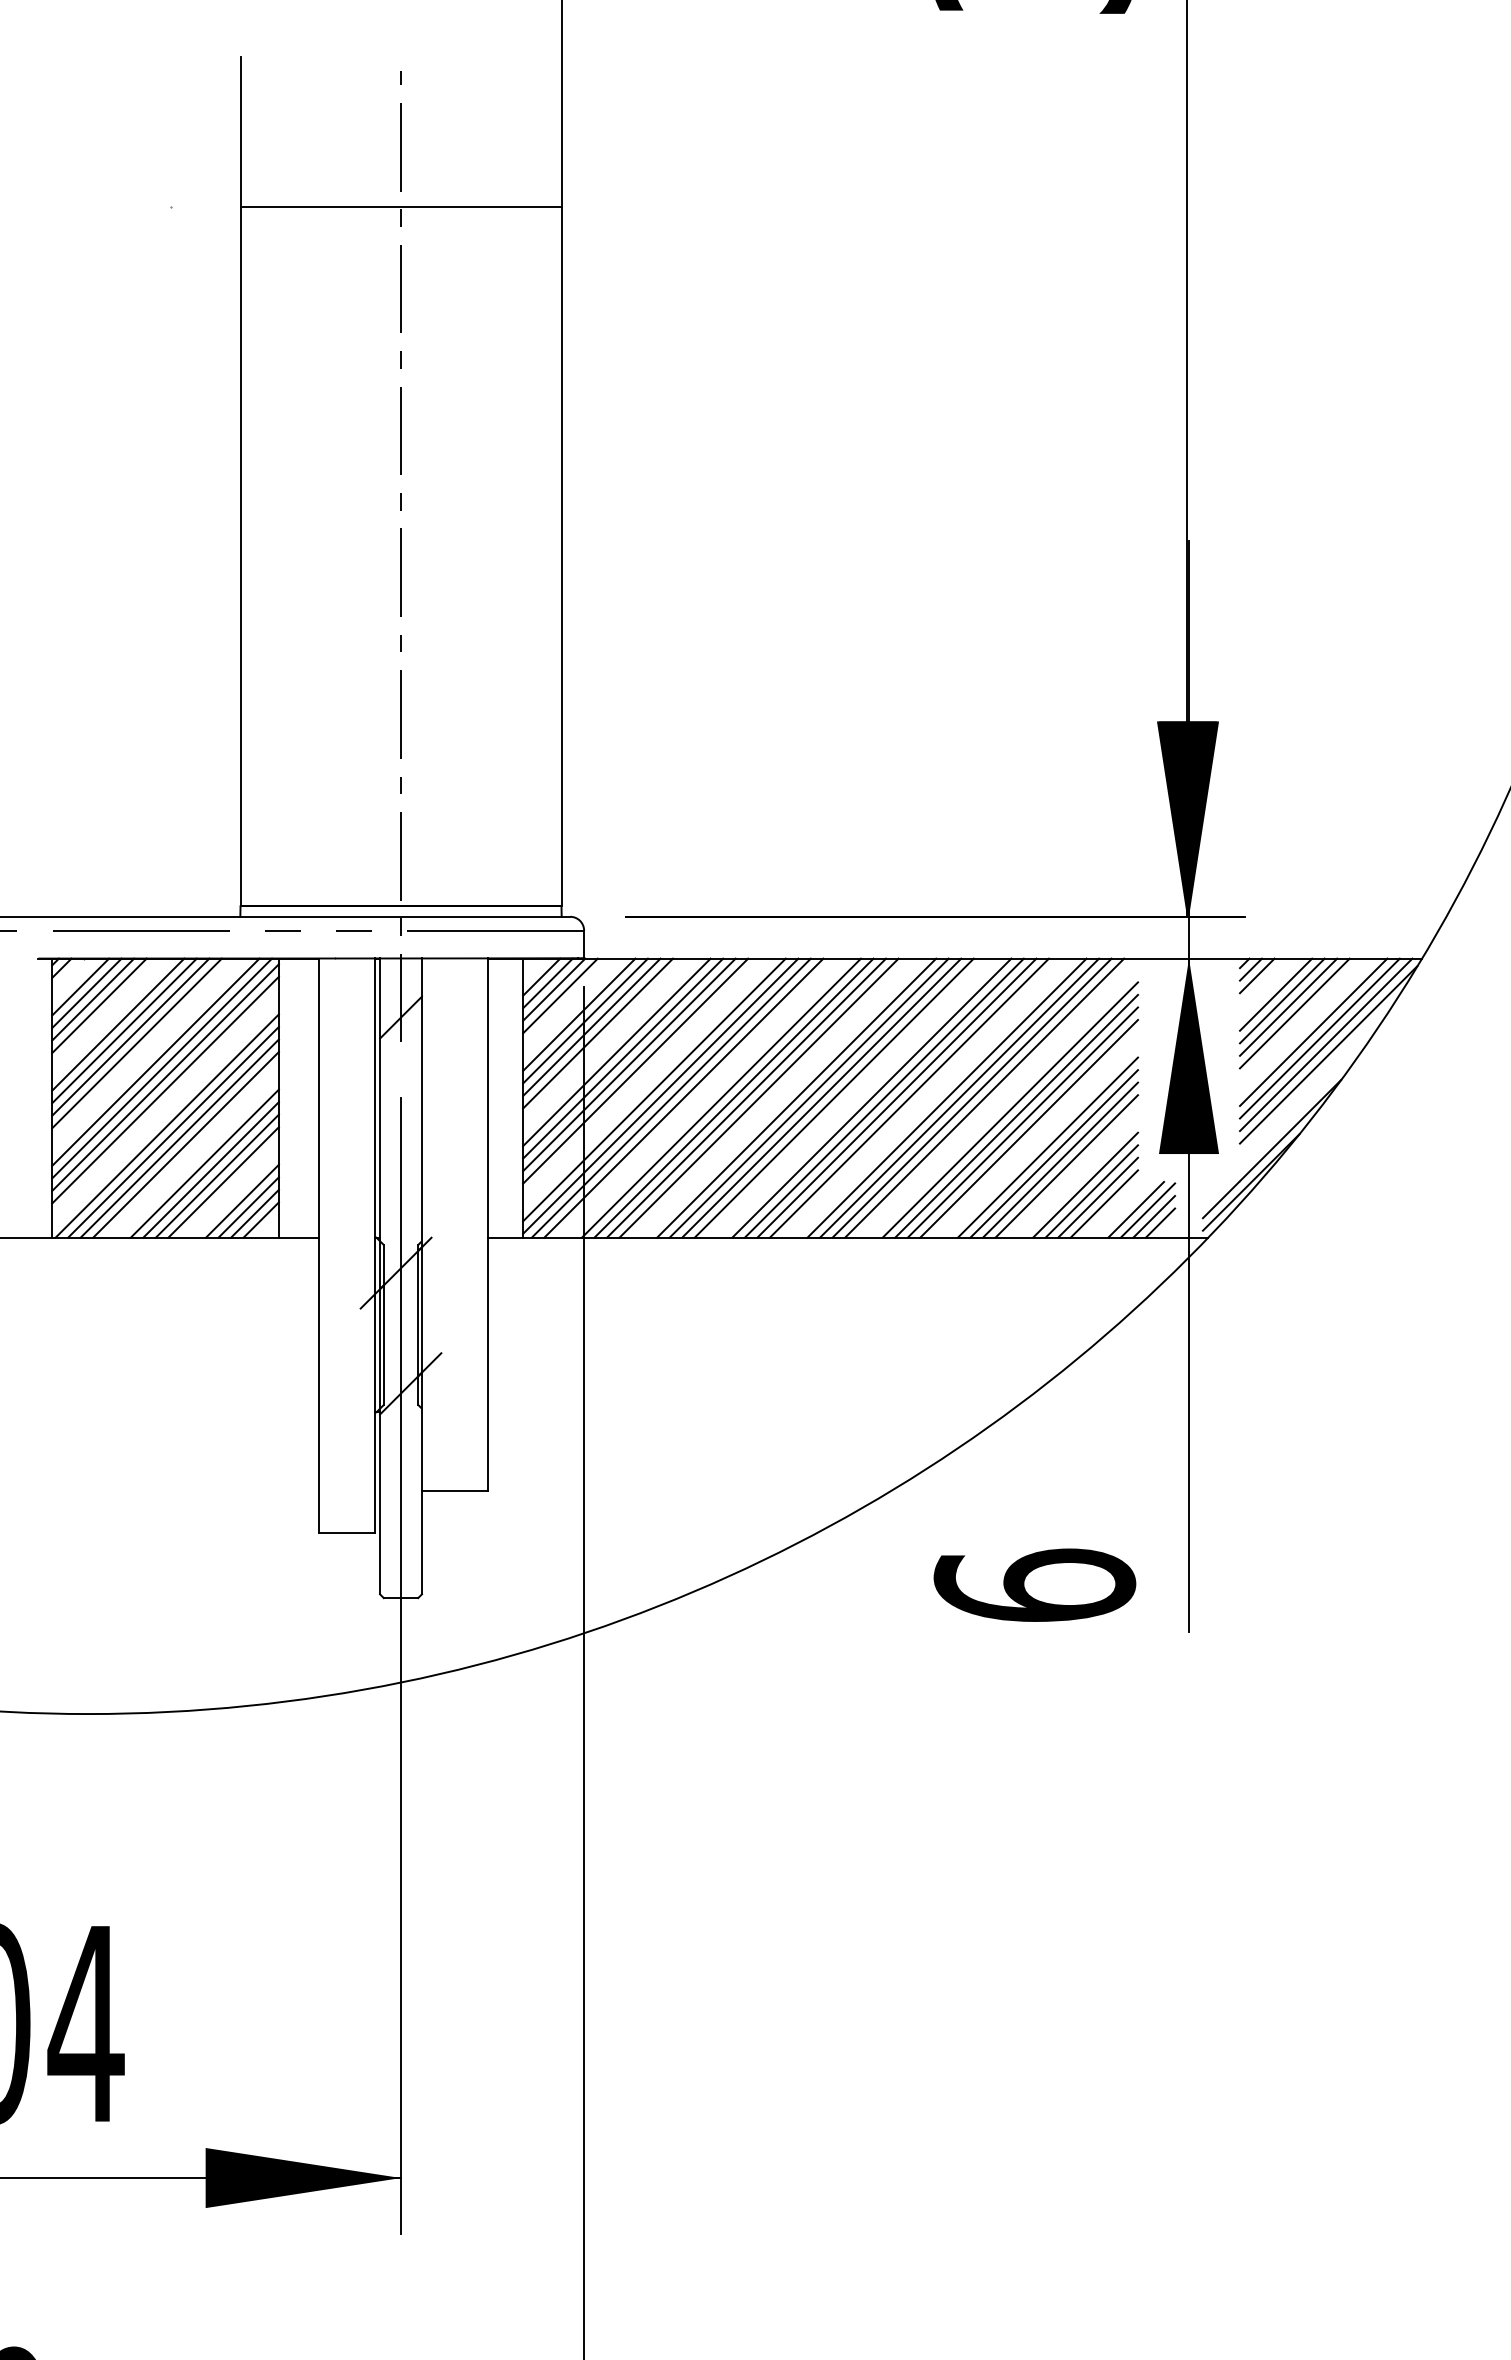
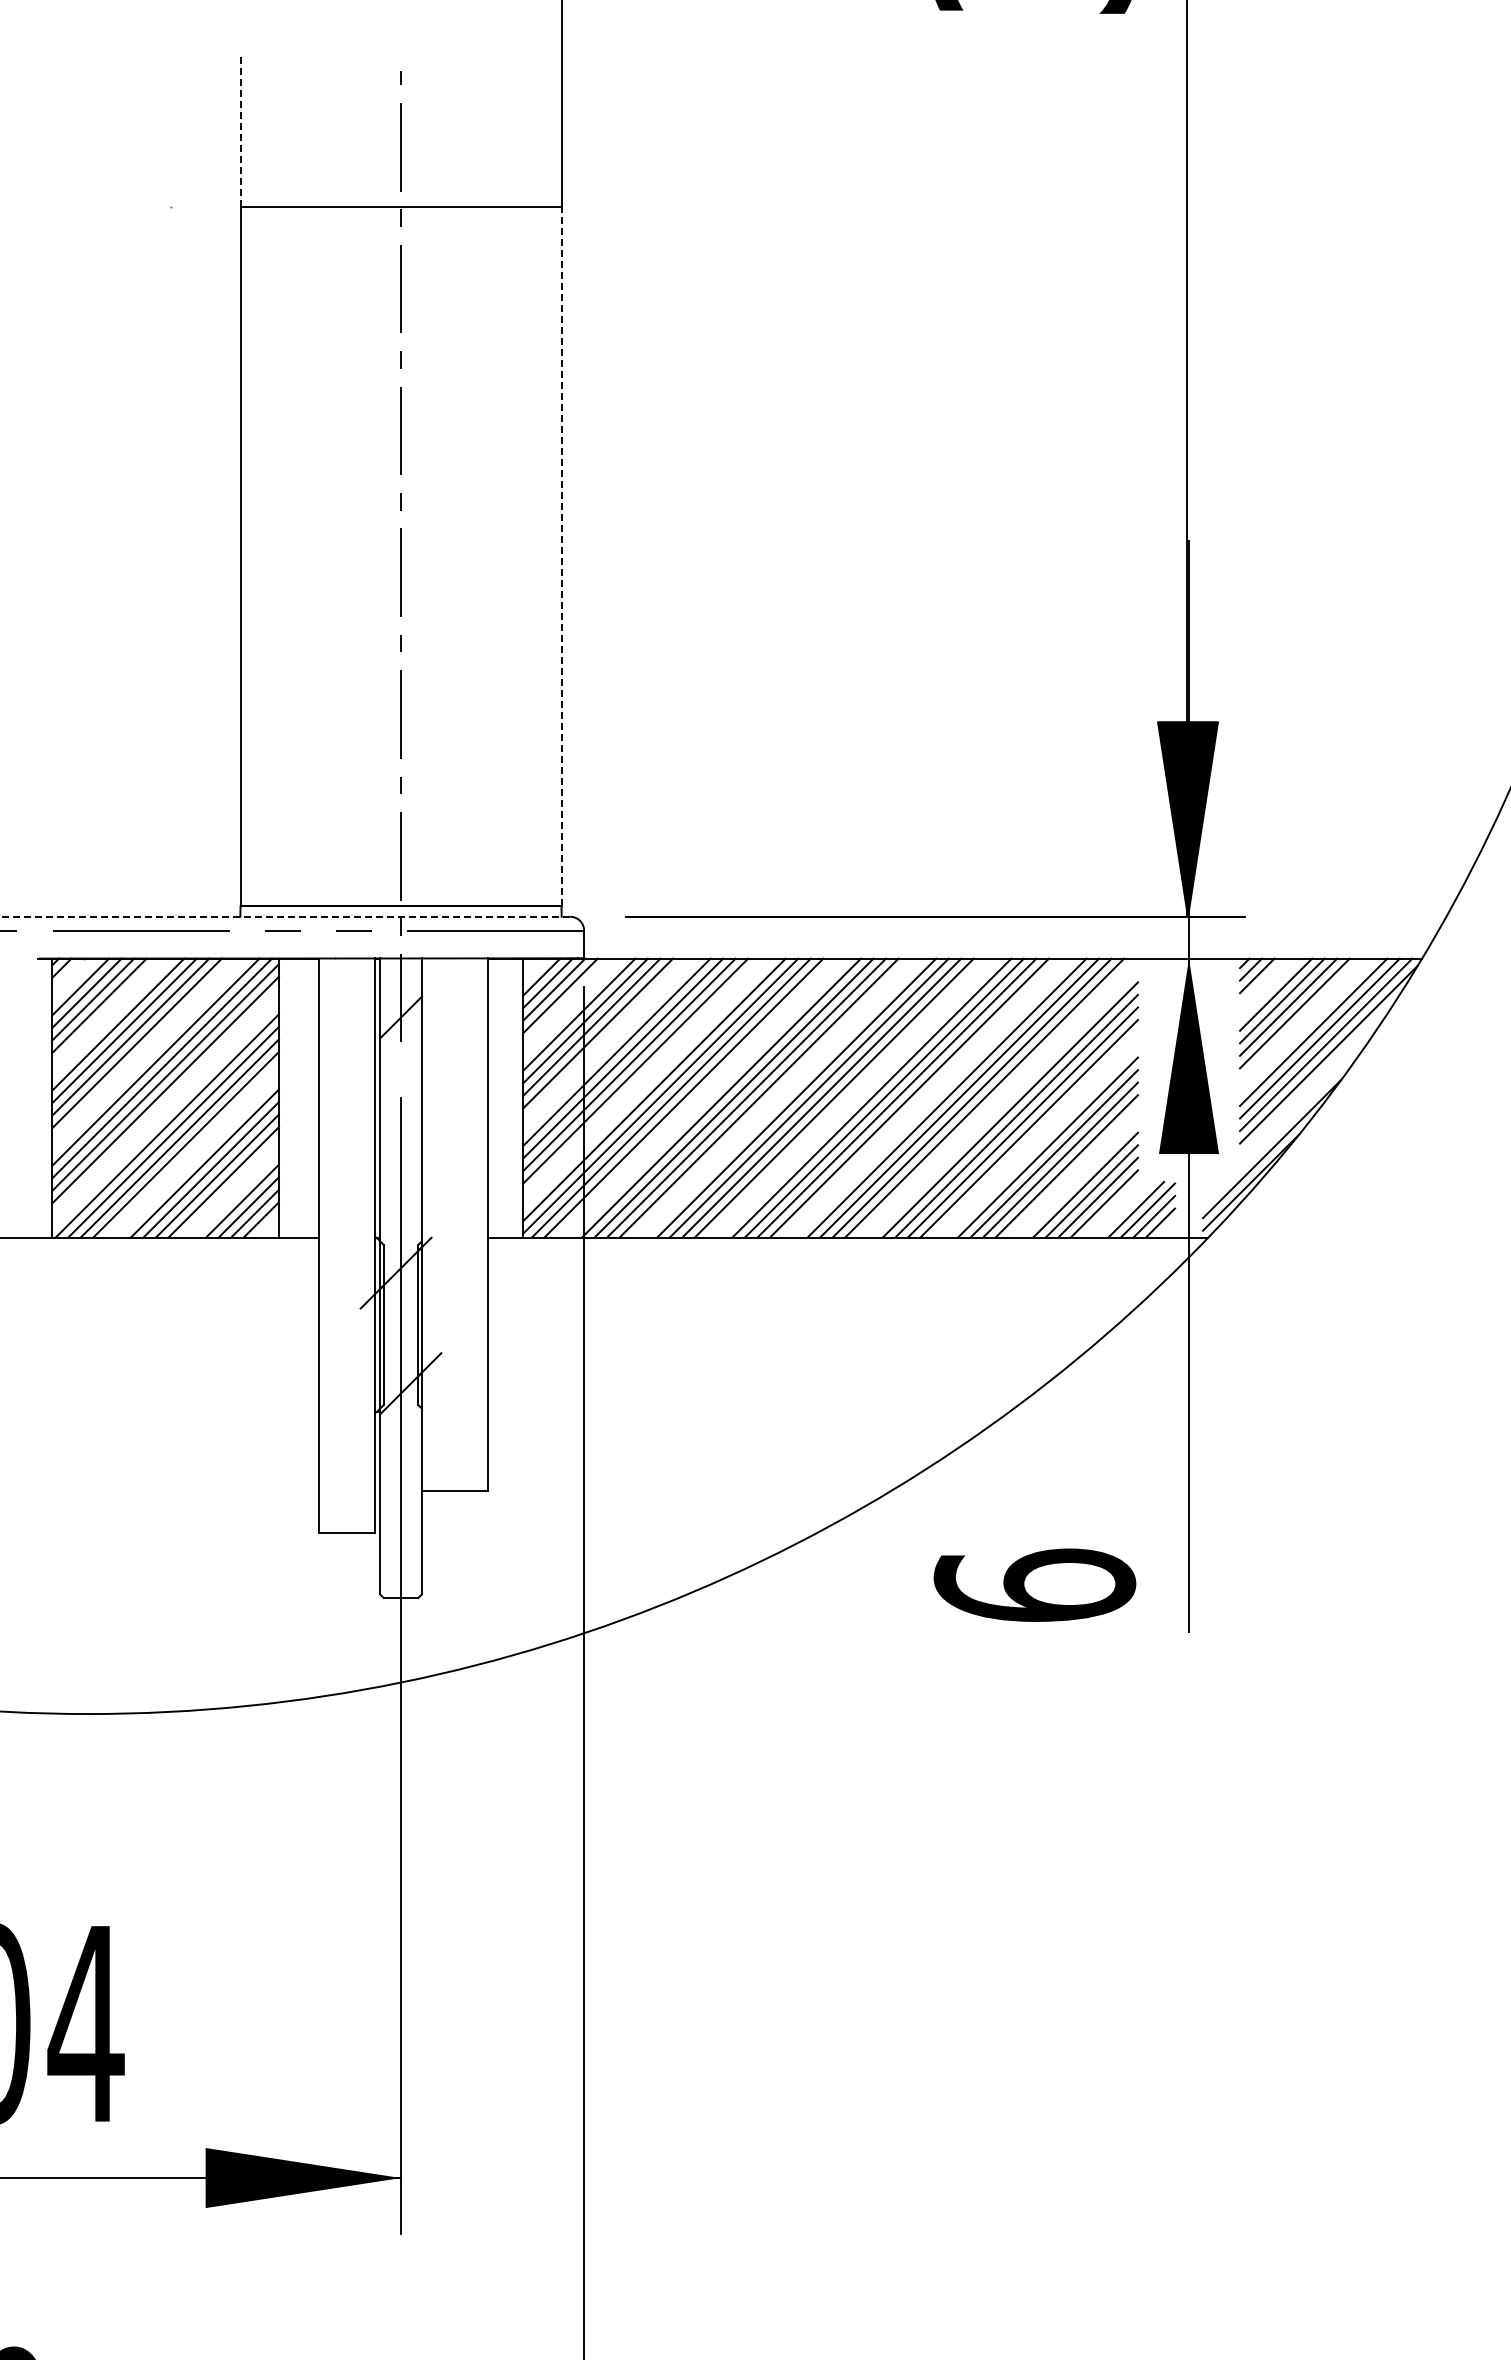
line: solid -> dashed (240, 131)
line: solid -> dashed (561, 556)
line: solid -> dashed (285, 916)
